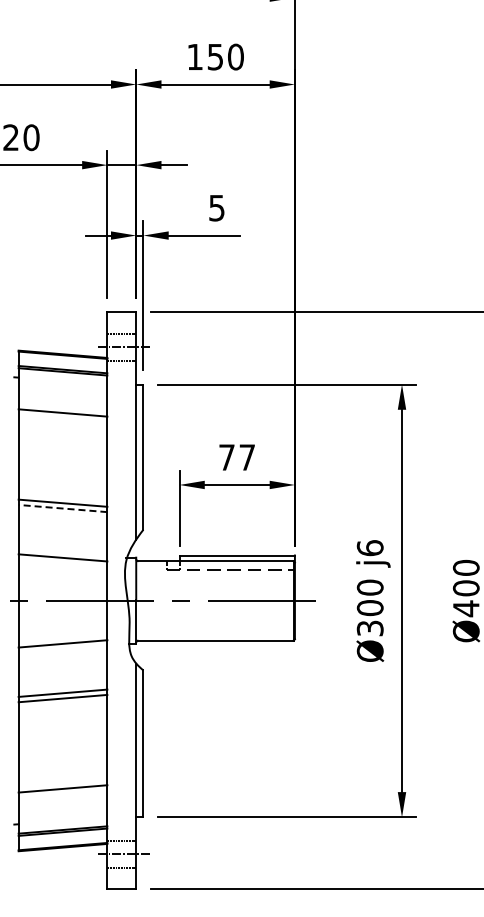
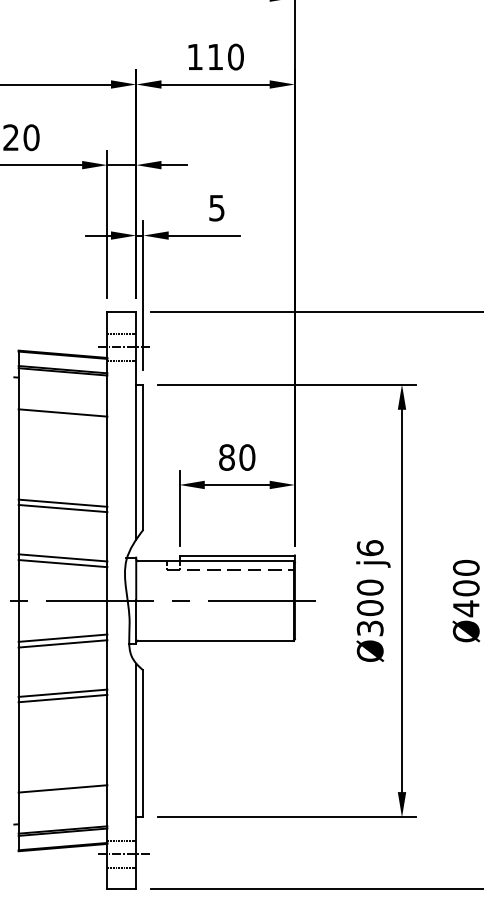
text: 150 -> 110 (214, 57)
text: 77 -> 80 (237, 457)
line: dashed -> solid (63, 508)
line: none -> present (62, 563)
line: none -> present (62, 637)
